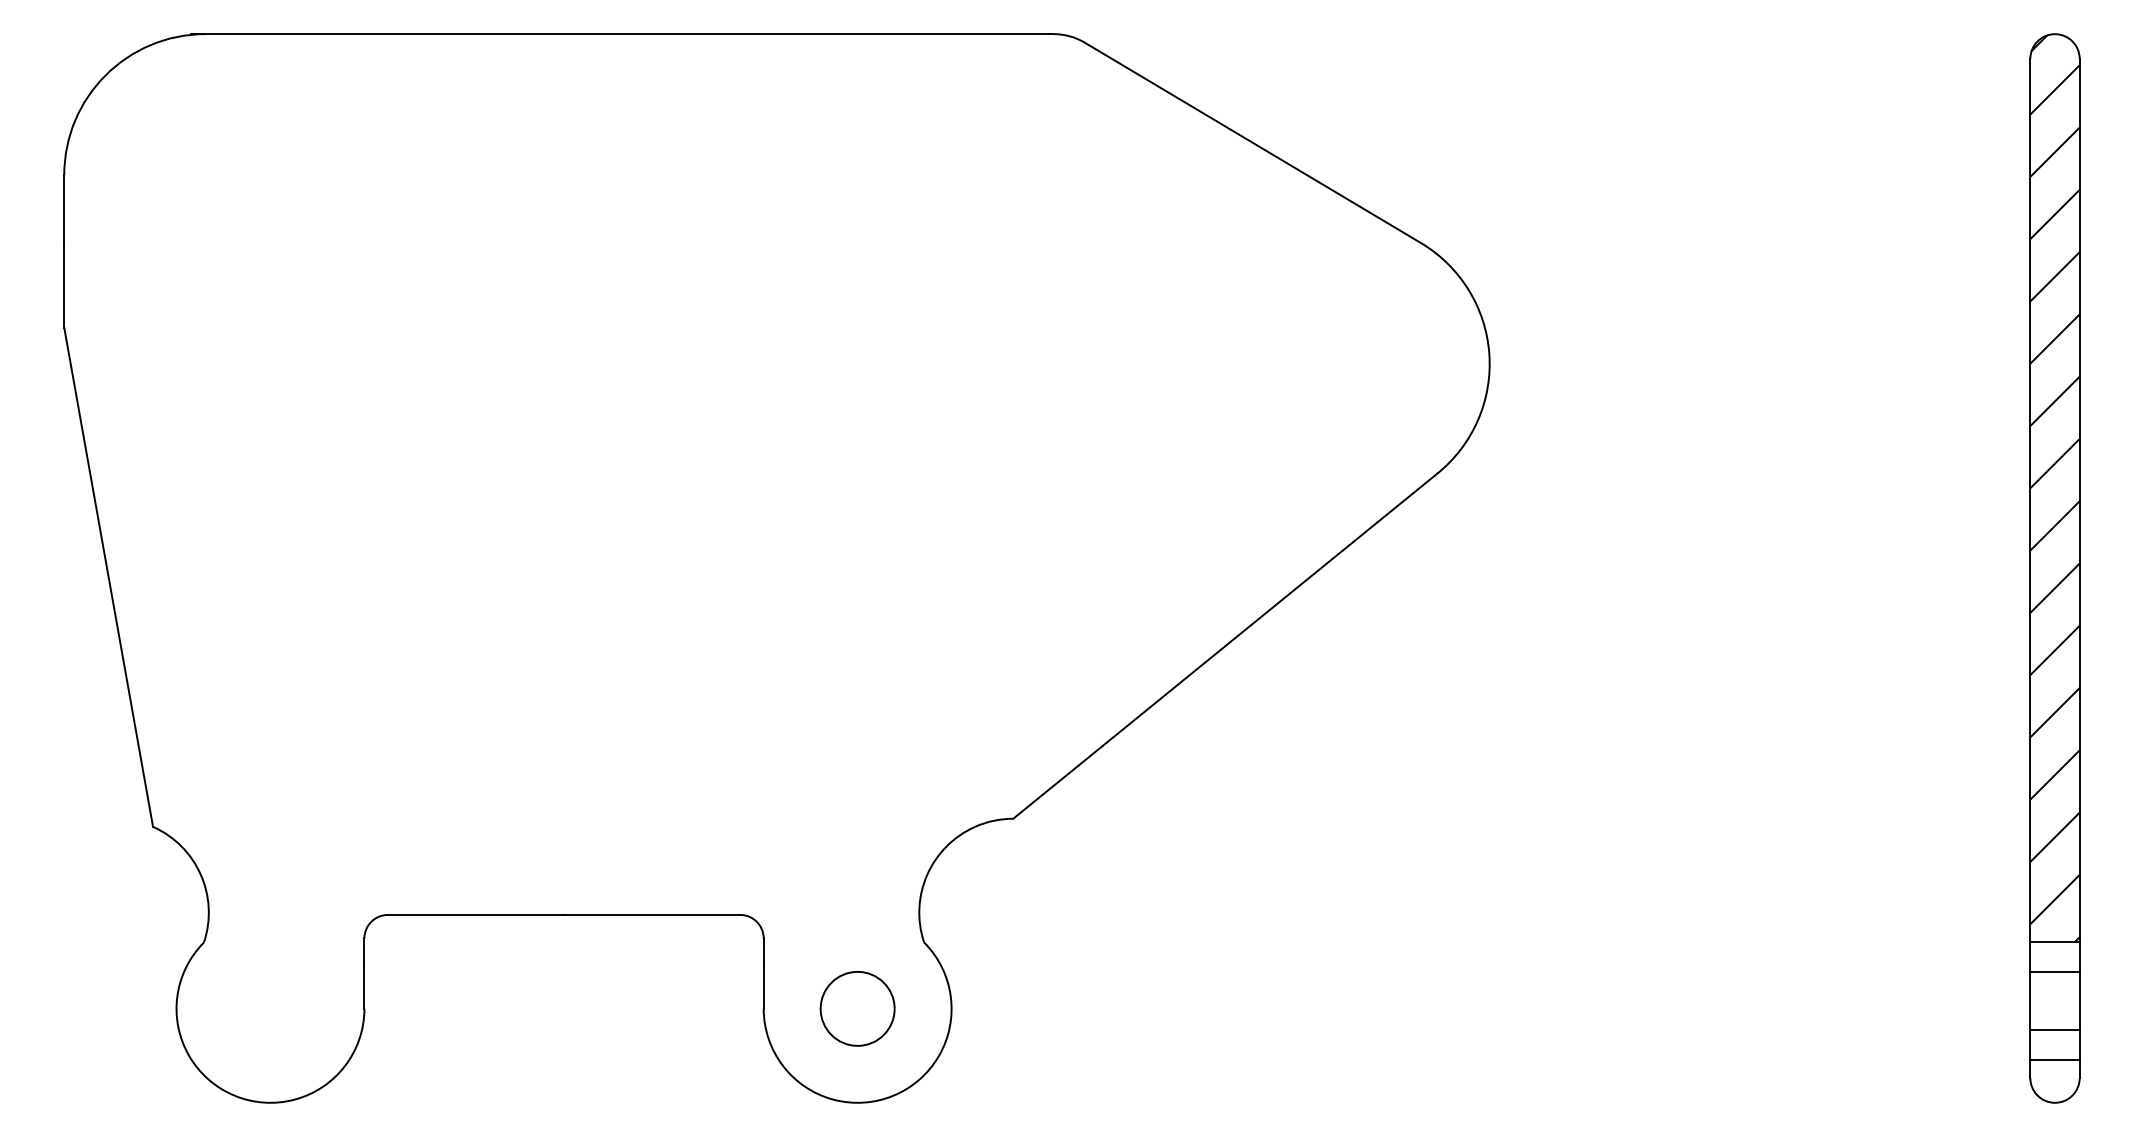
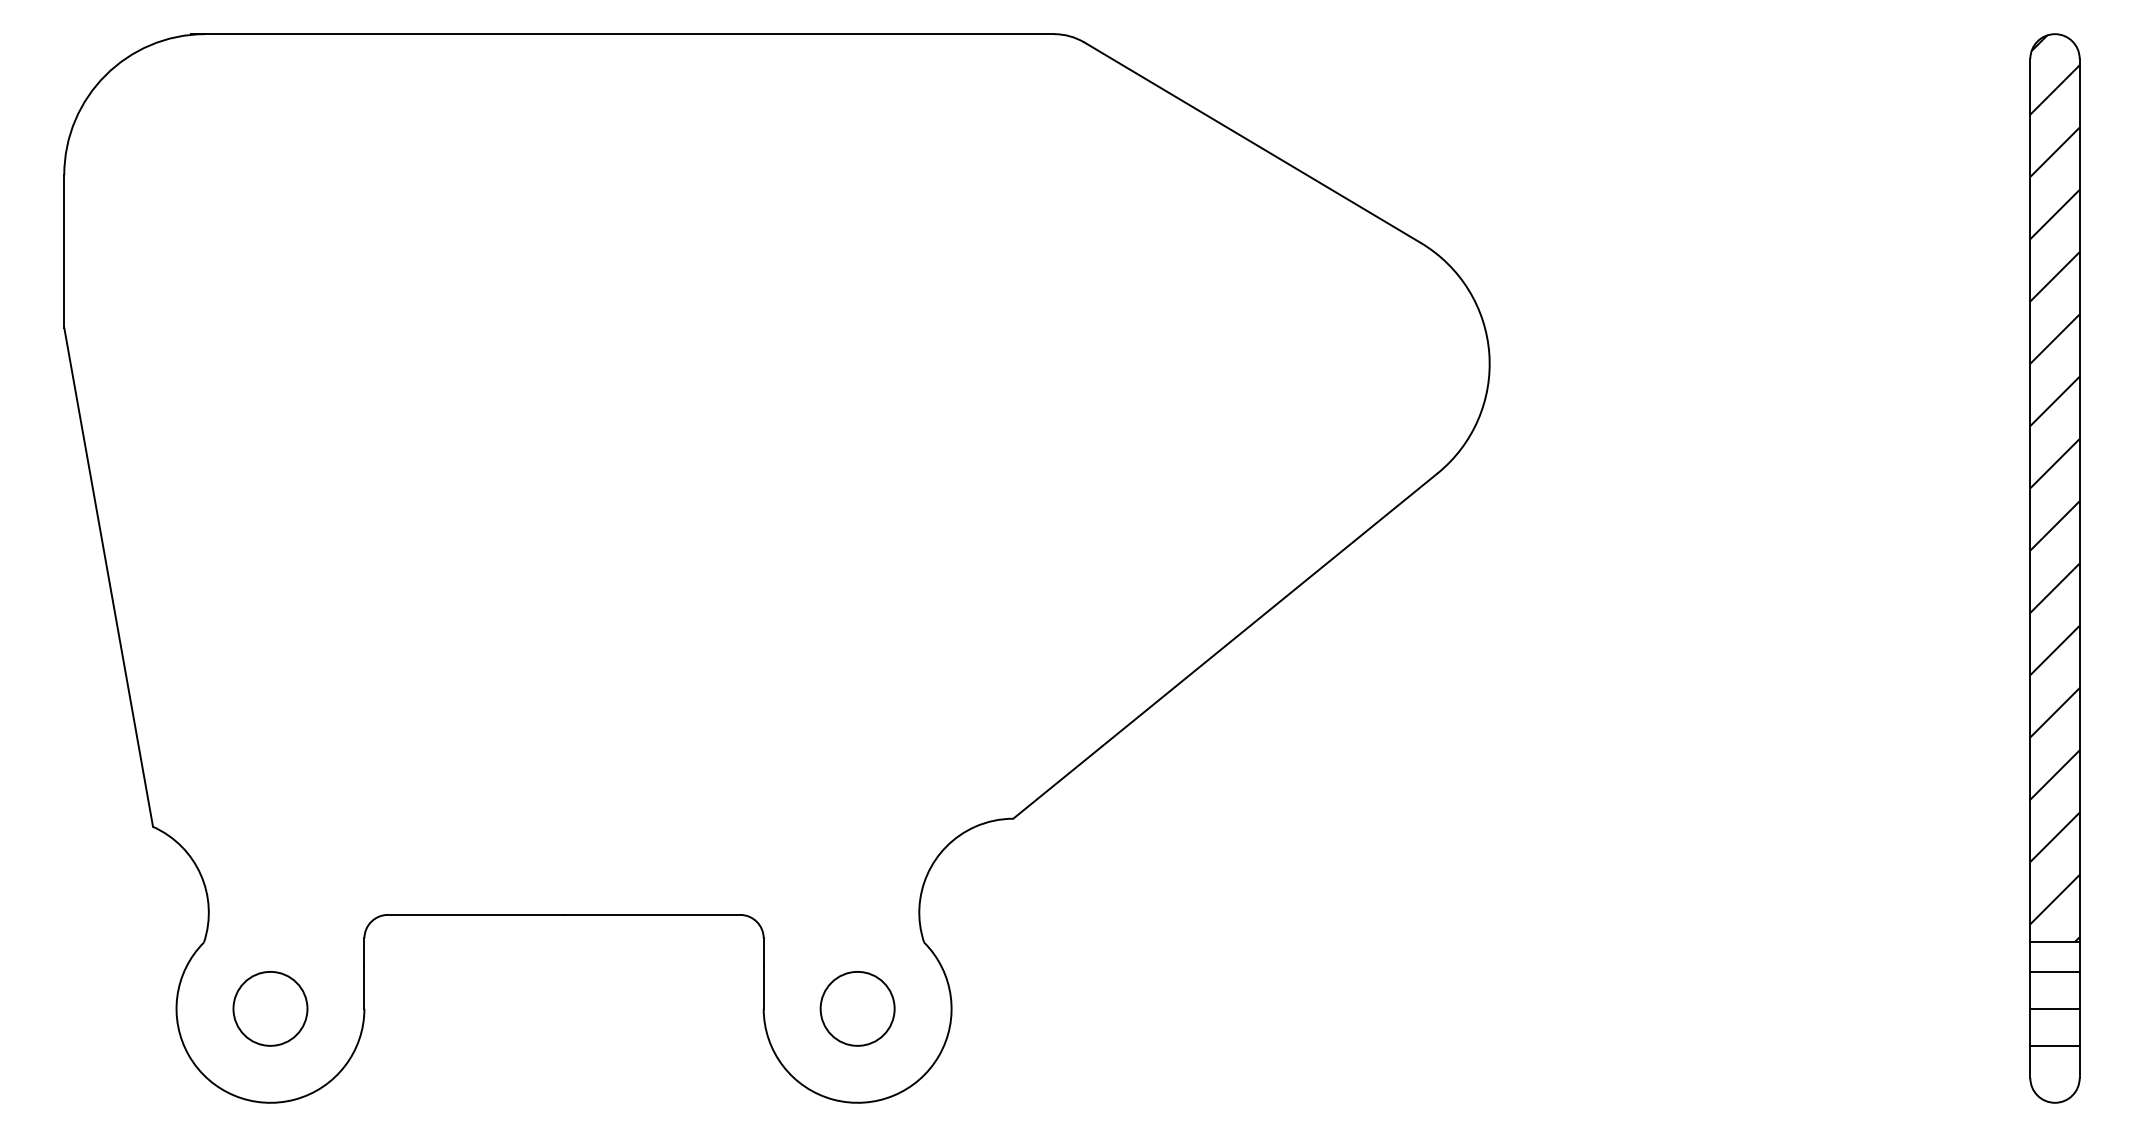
circle: none -> present (270, 1008)
line position: (2054, 1029) -> (2054, 1008) (2054, 1008)
line position: (2054, 1059) -> (2054, 1045) (2054, 1045)
